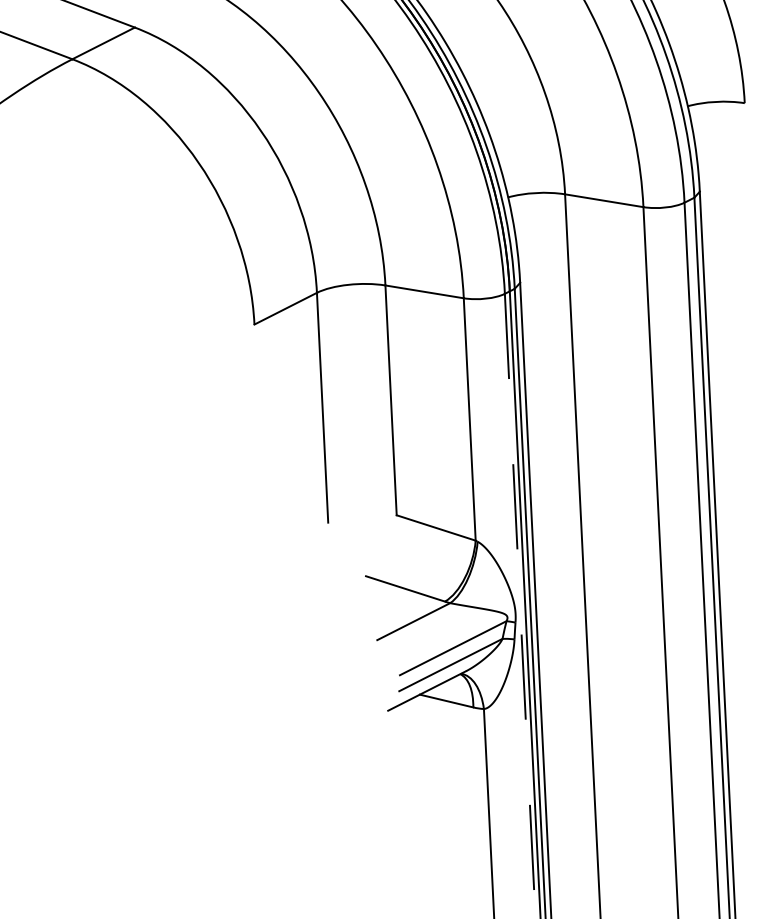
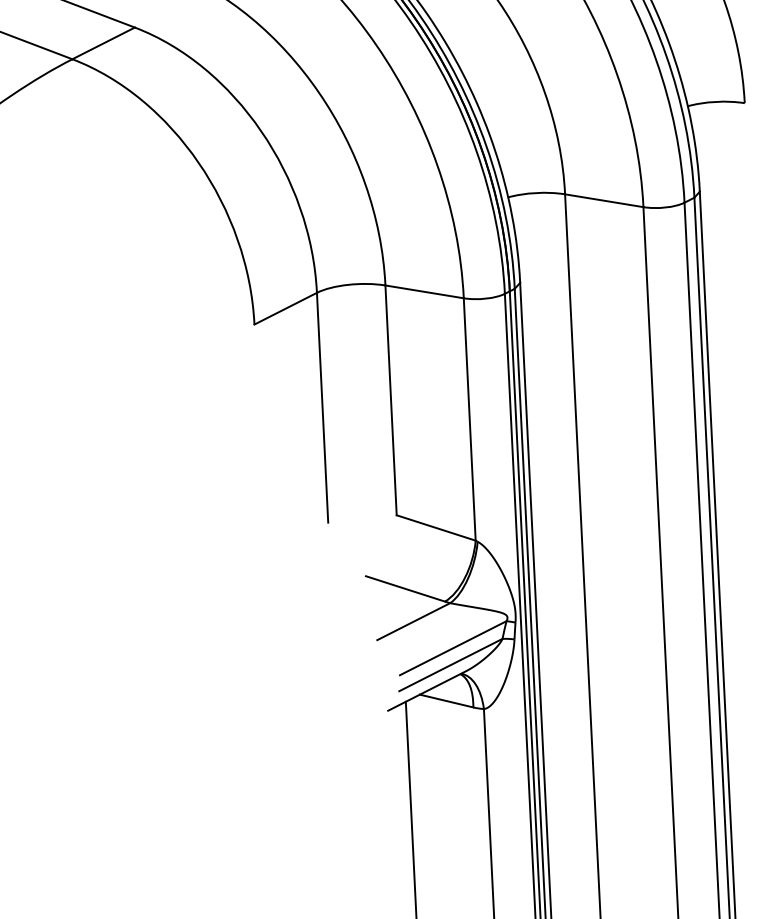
line: dashed -> solid (520, 606)
line: none -> present (410, 808)
